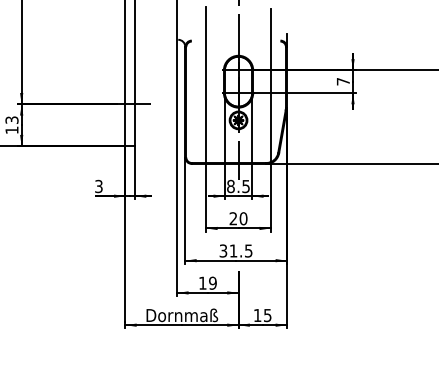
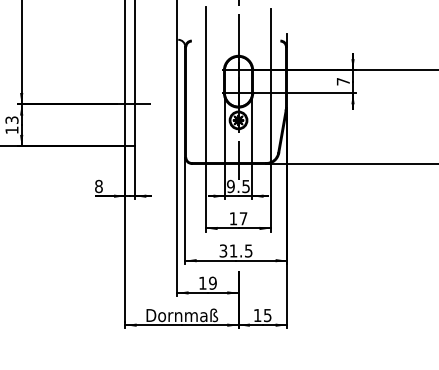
text: 3 -> 8 (98, 186)
text: 8.5 -> 9.5 (230, 186)
text: 20 -> 17 (238, 218)
